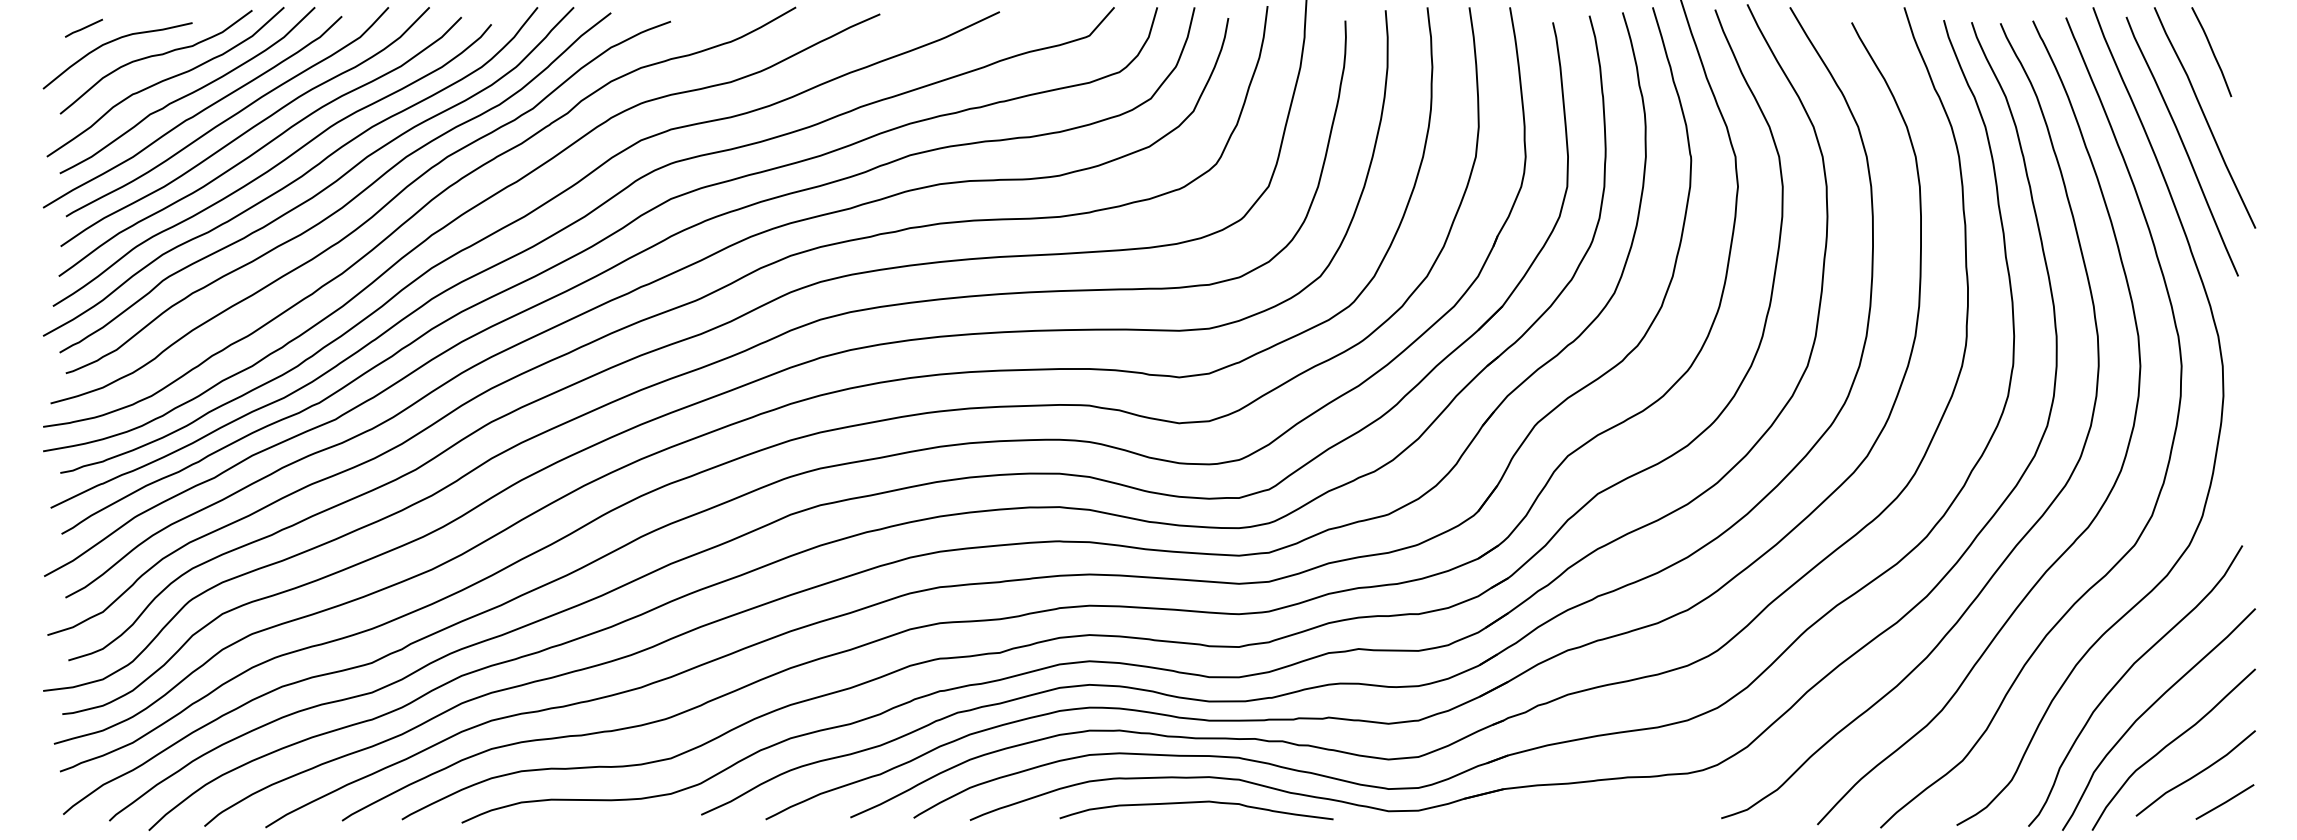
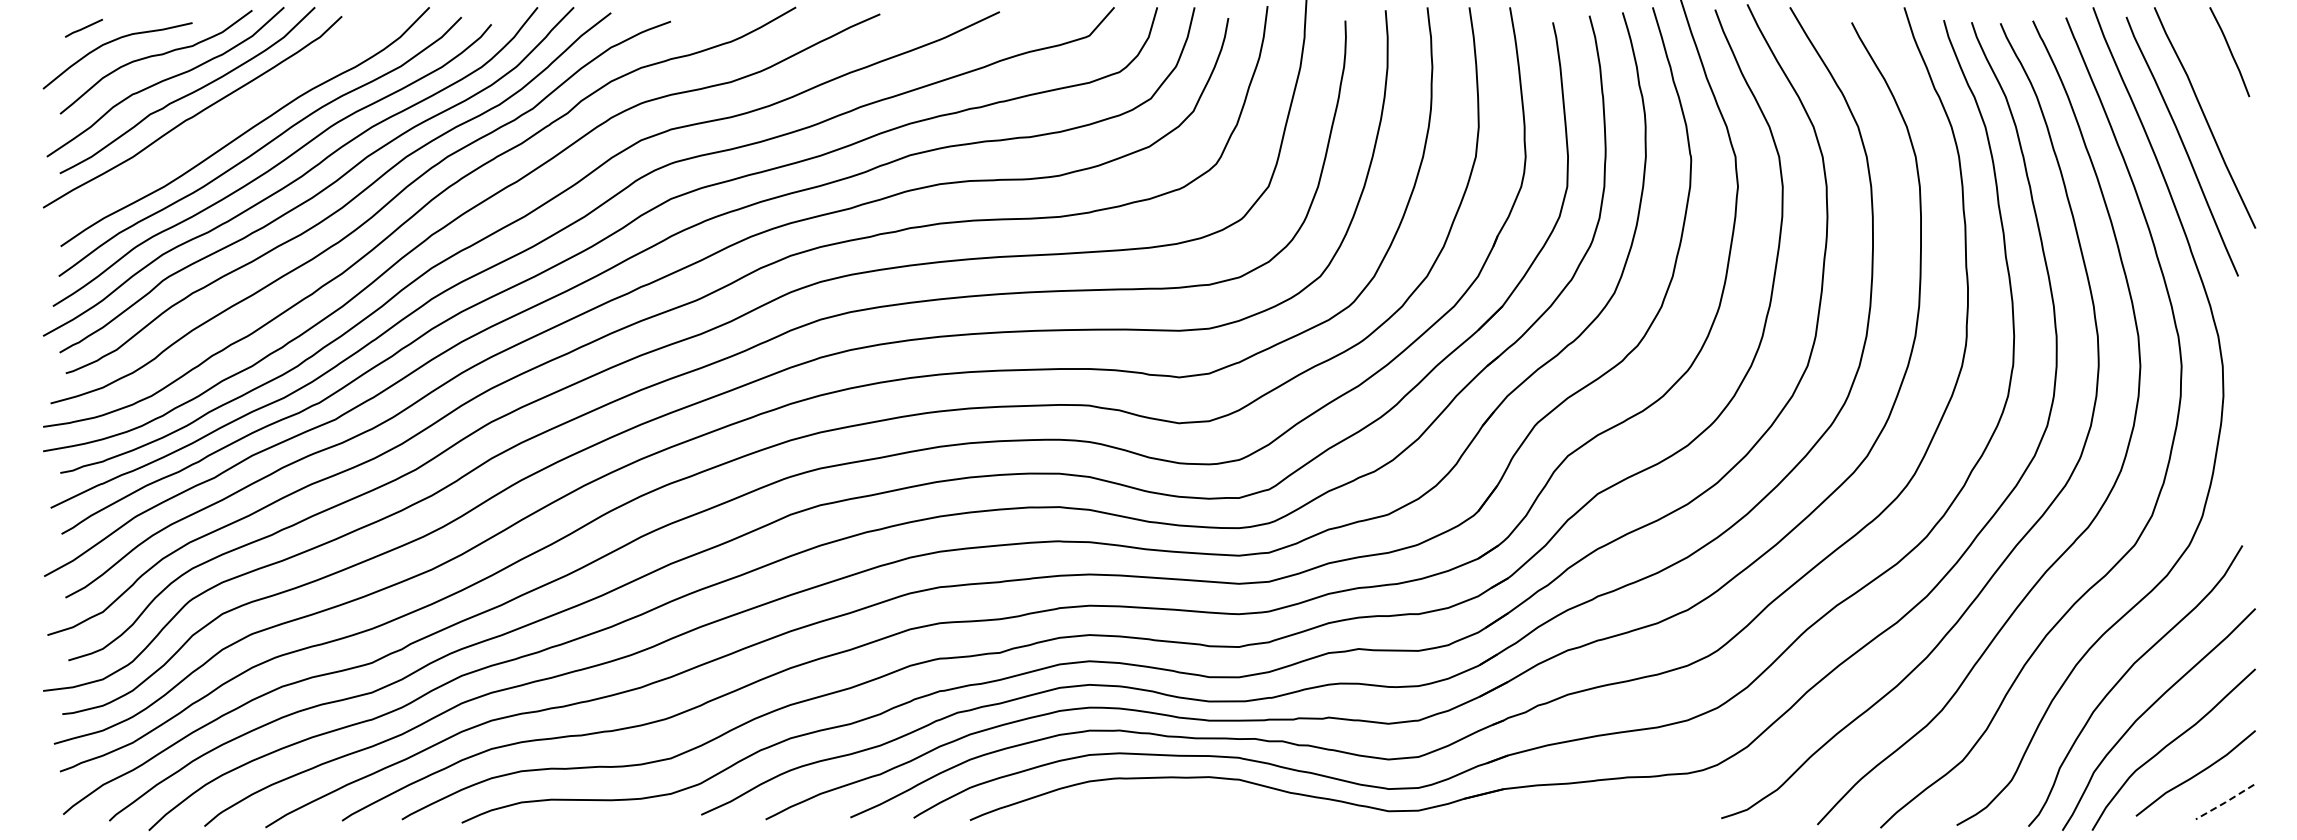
curve position: (2211, 51) -> (2229, 51) (2229, 51)
curve: present -> none (231, 115)
line: solid -> dashed (2225, 802)
curve: present -> none (1196, 803)
